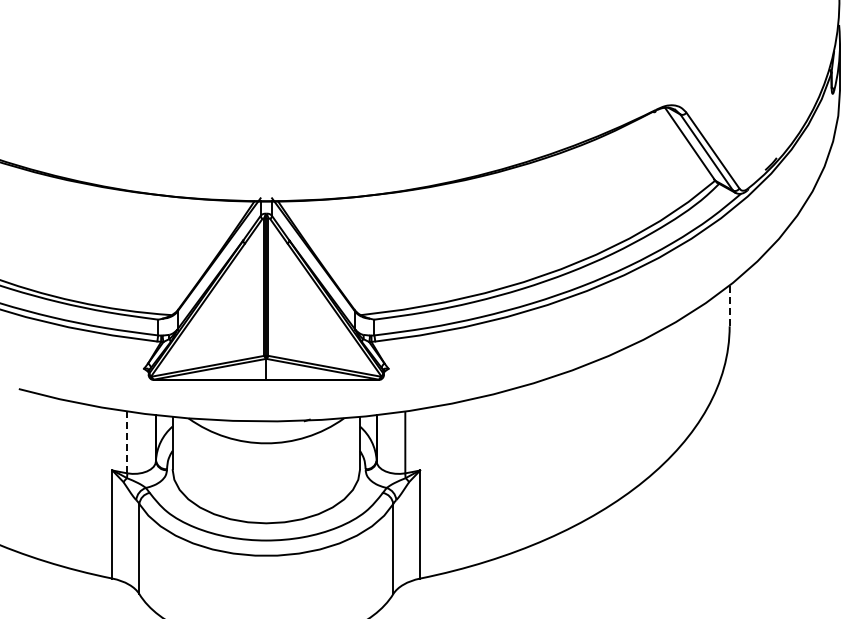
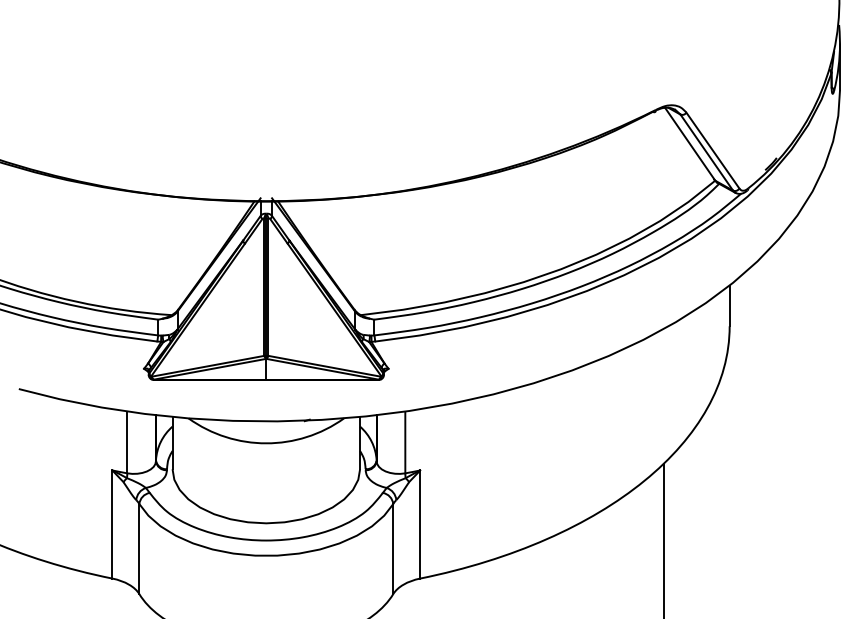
line: dashed -> solid (729, 305)
line: dashed -> solid (127, 442)
line: none -> present (663, 539)
